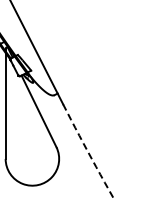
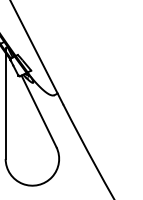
line: dashed -> solid (88, 153)
